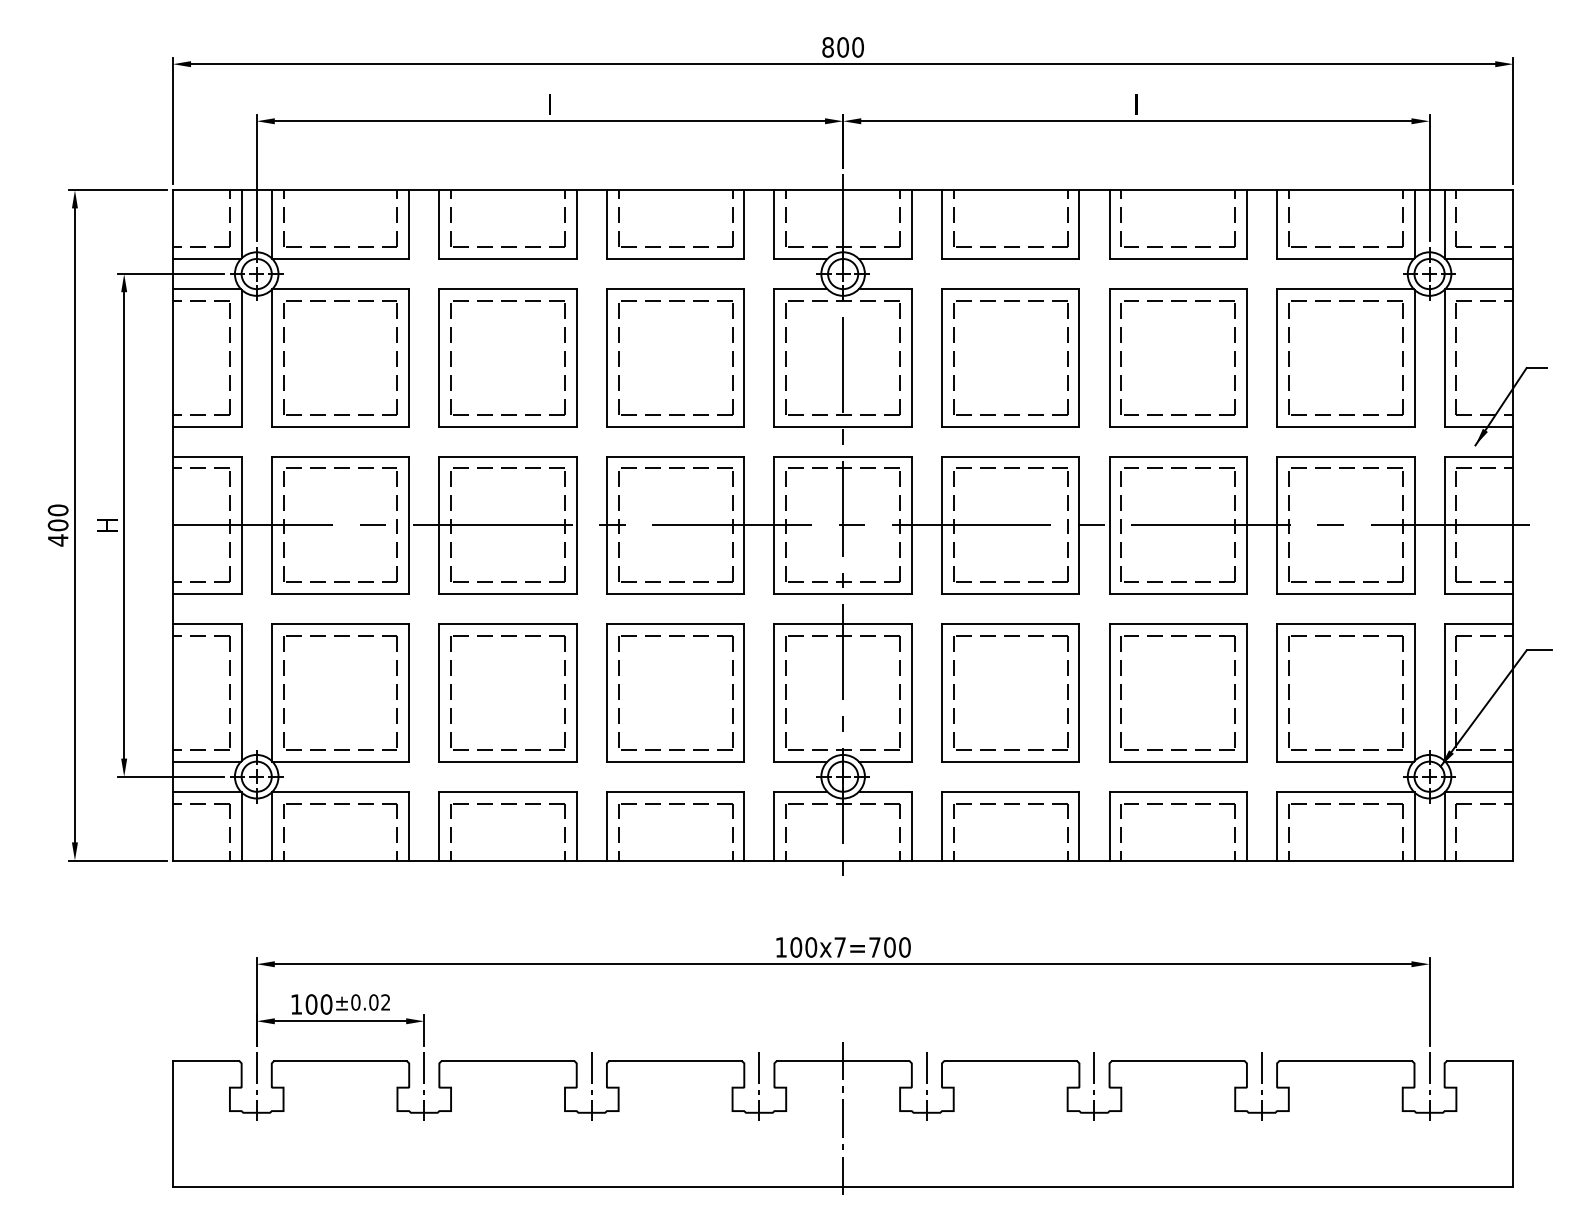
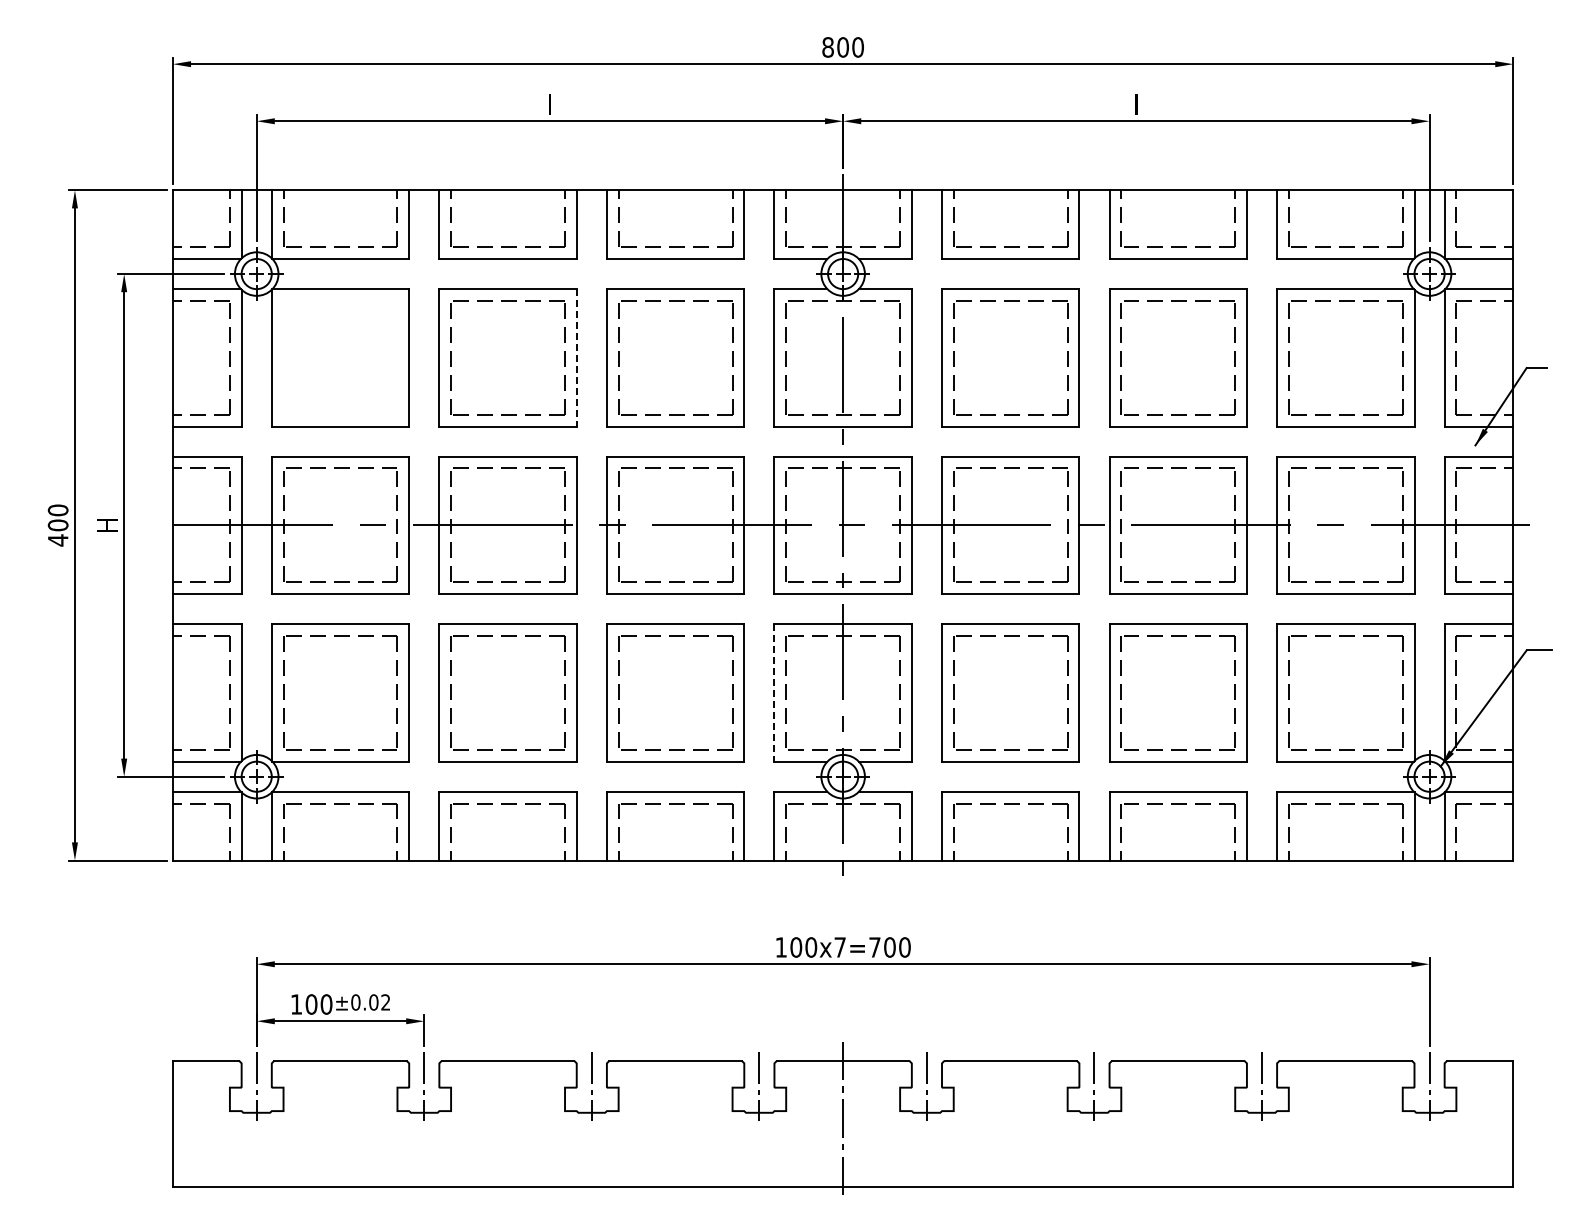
part: present -> none (340, 301)
line: solid -> dashed (576, 357)
line: solid -> dashed (774, 692)
